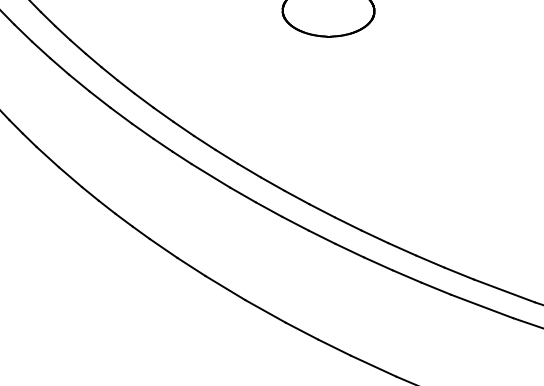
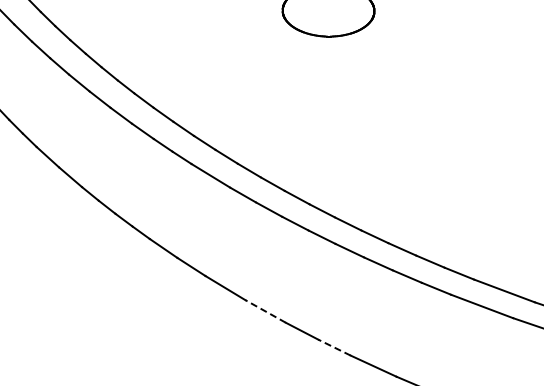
line: solid -> dashed (265, 311)
line: solid -> dashed (334, 347)
